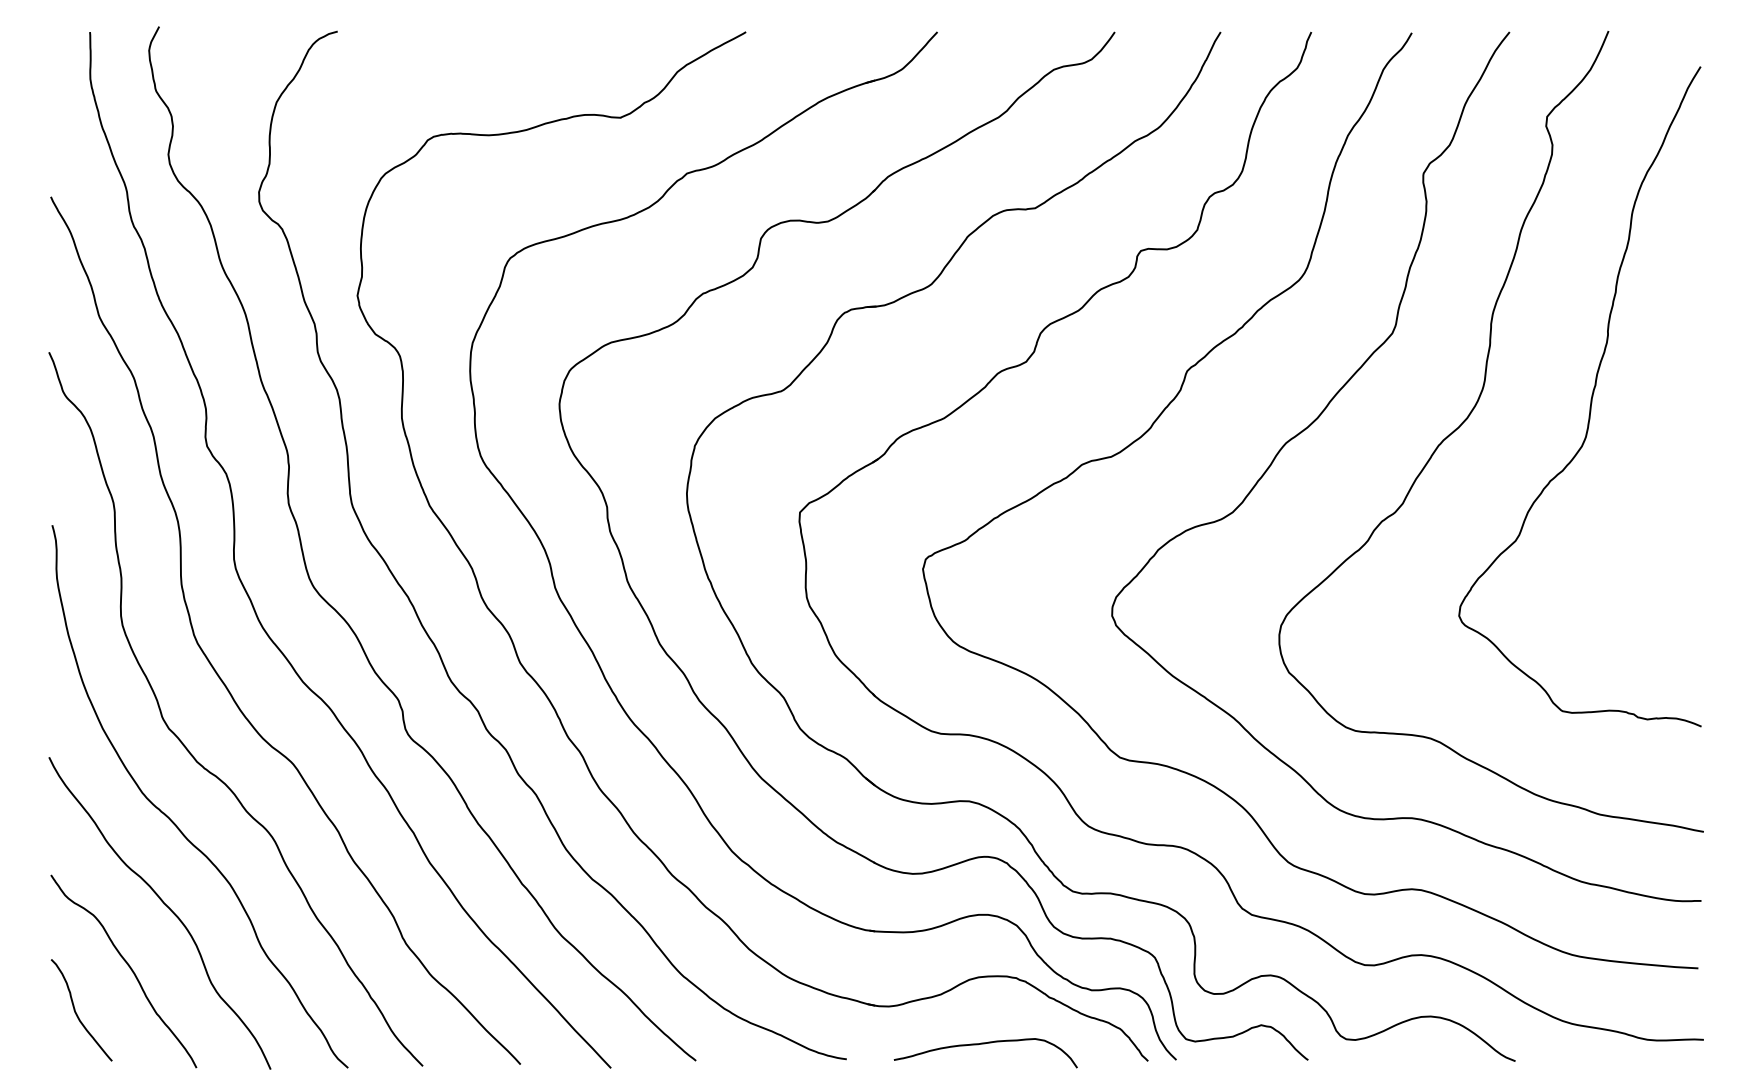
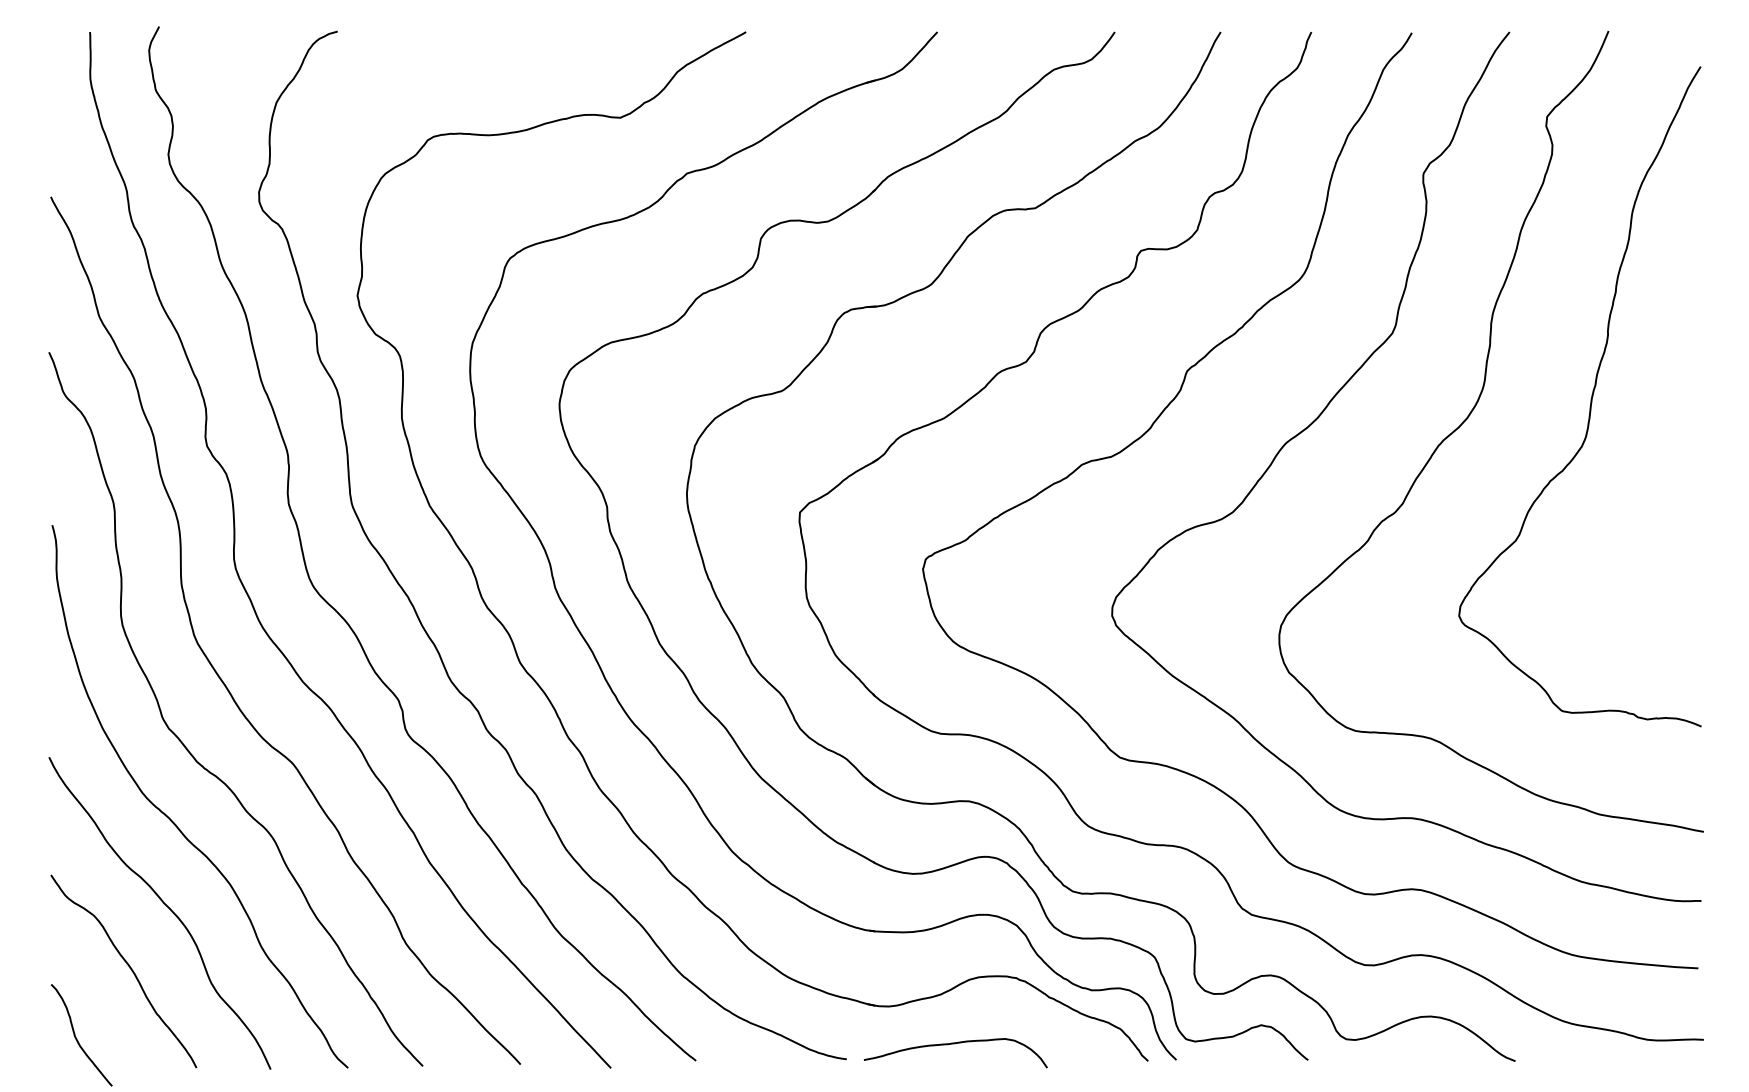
curve position: (77, 1013) -> (77, 1038) (77, 1038)
curve position: (985, 1044) -> (955, 1044) (955, 1044)
